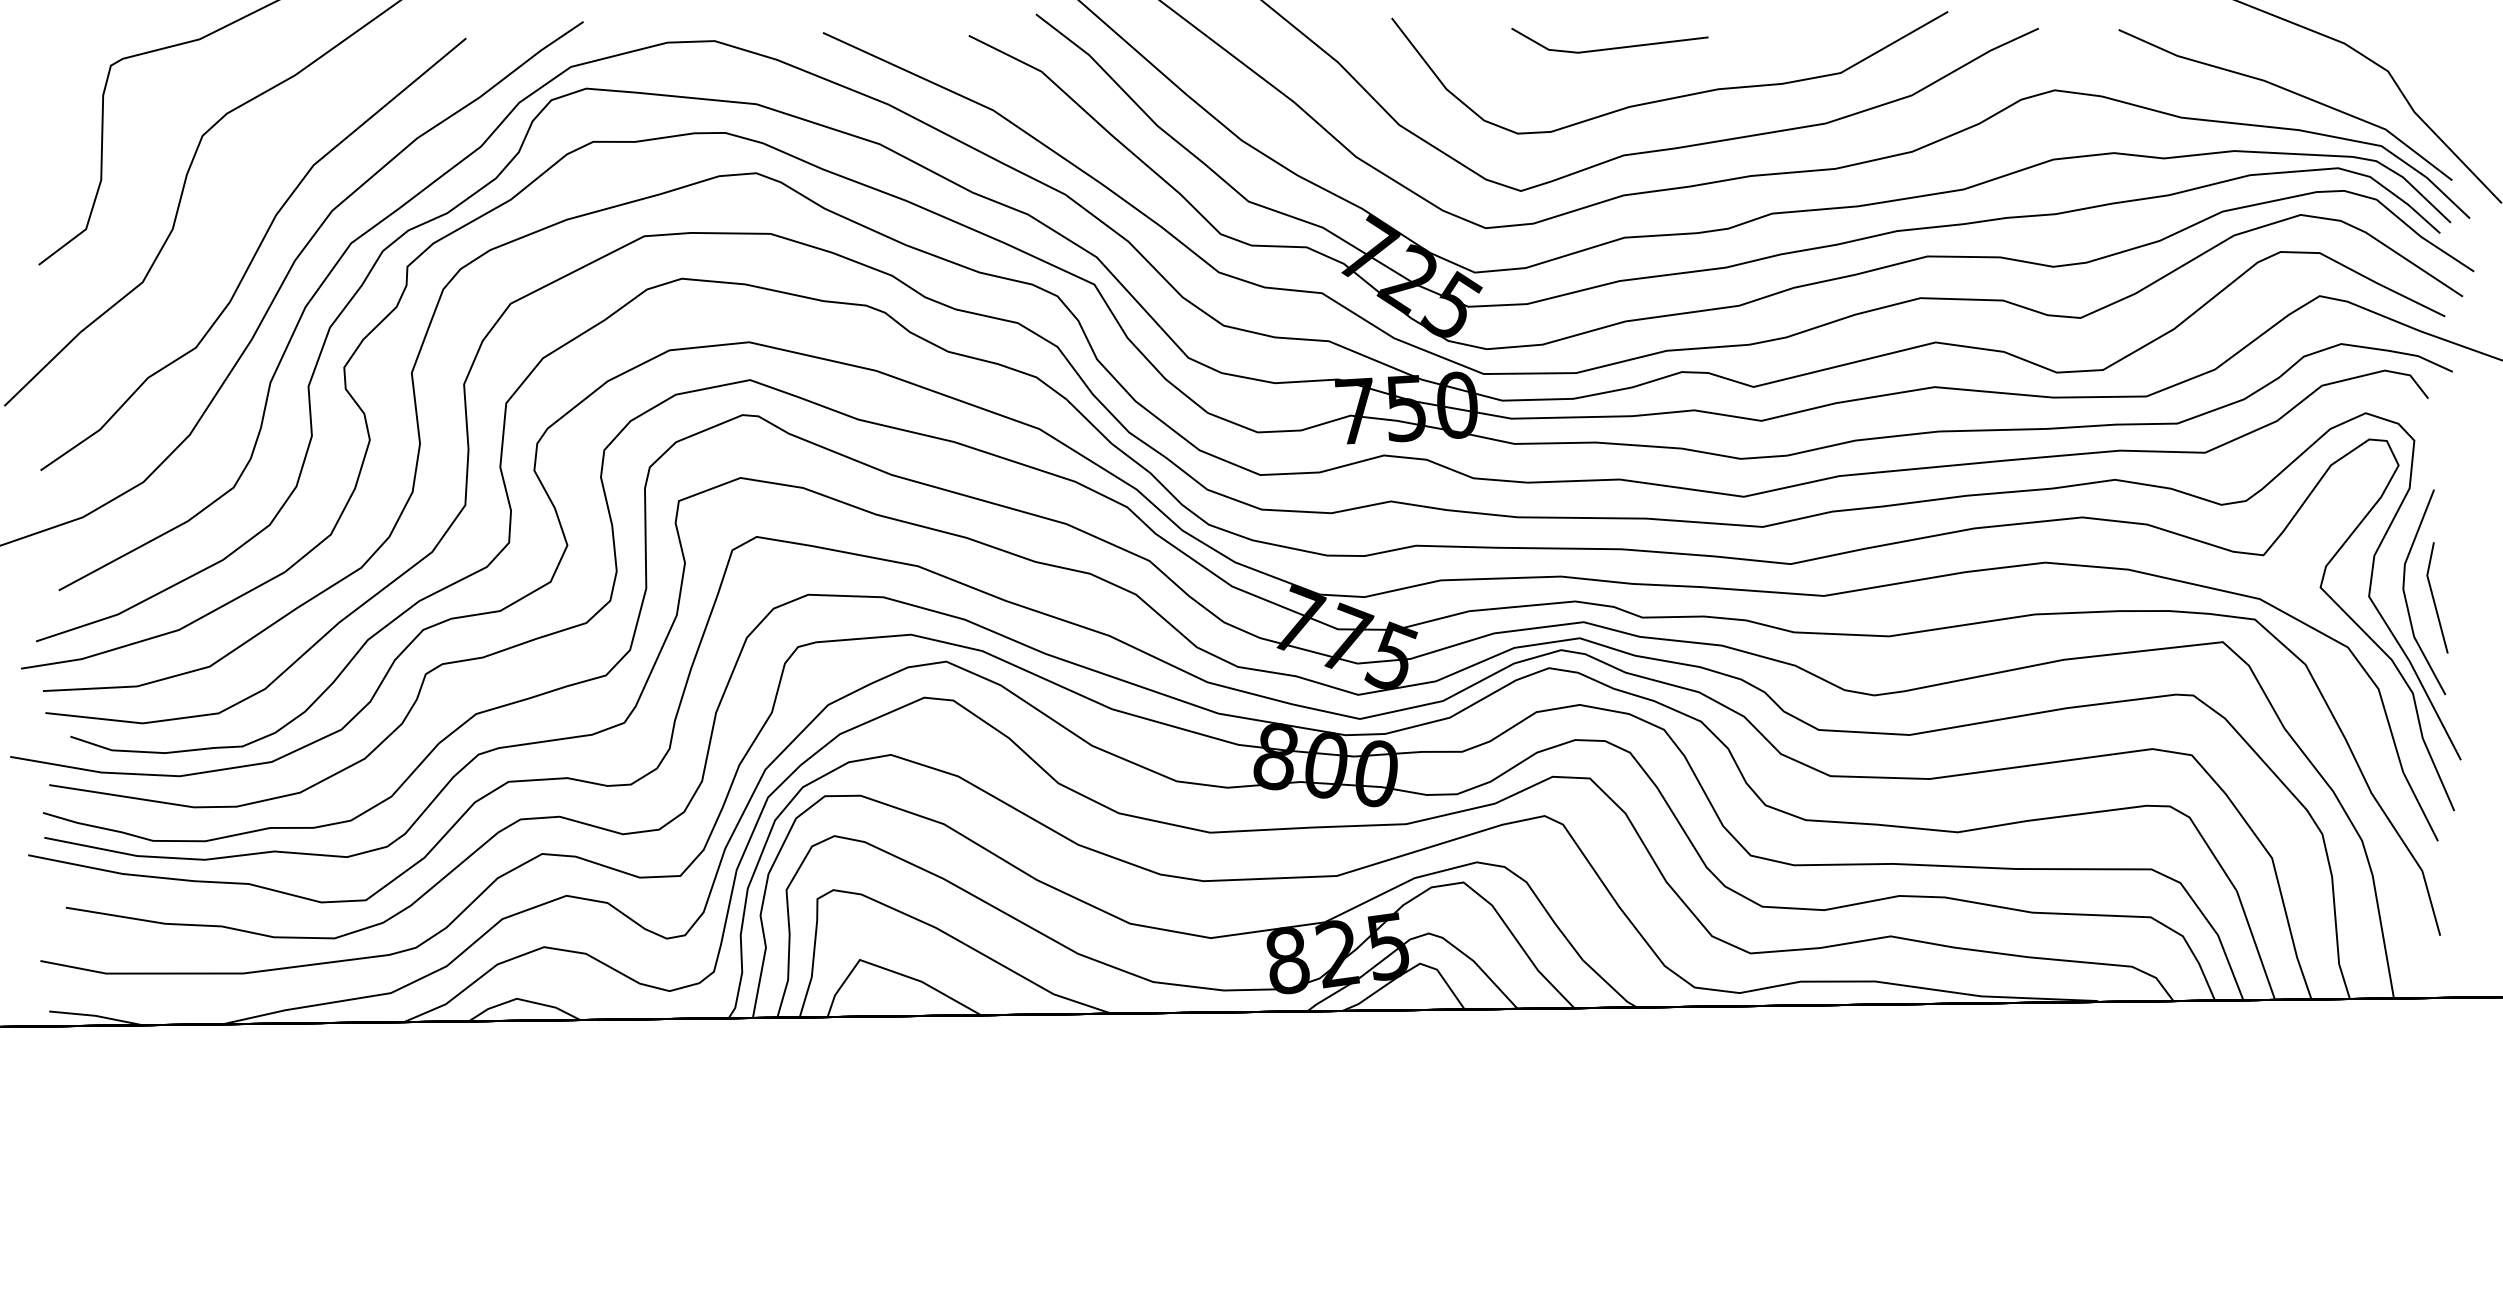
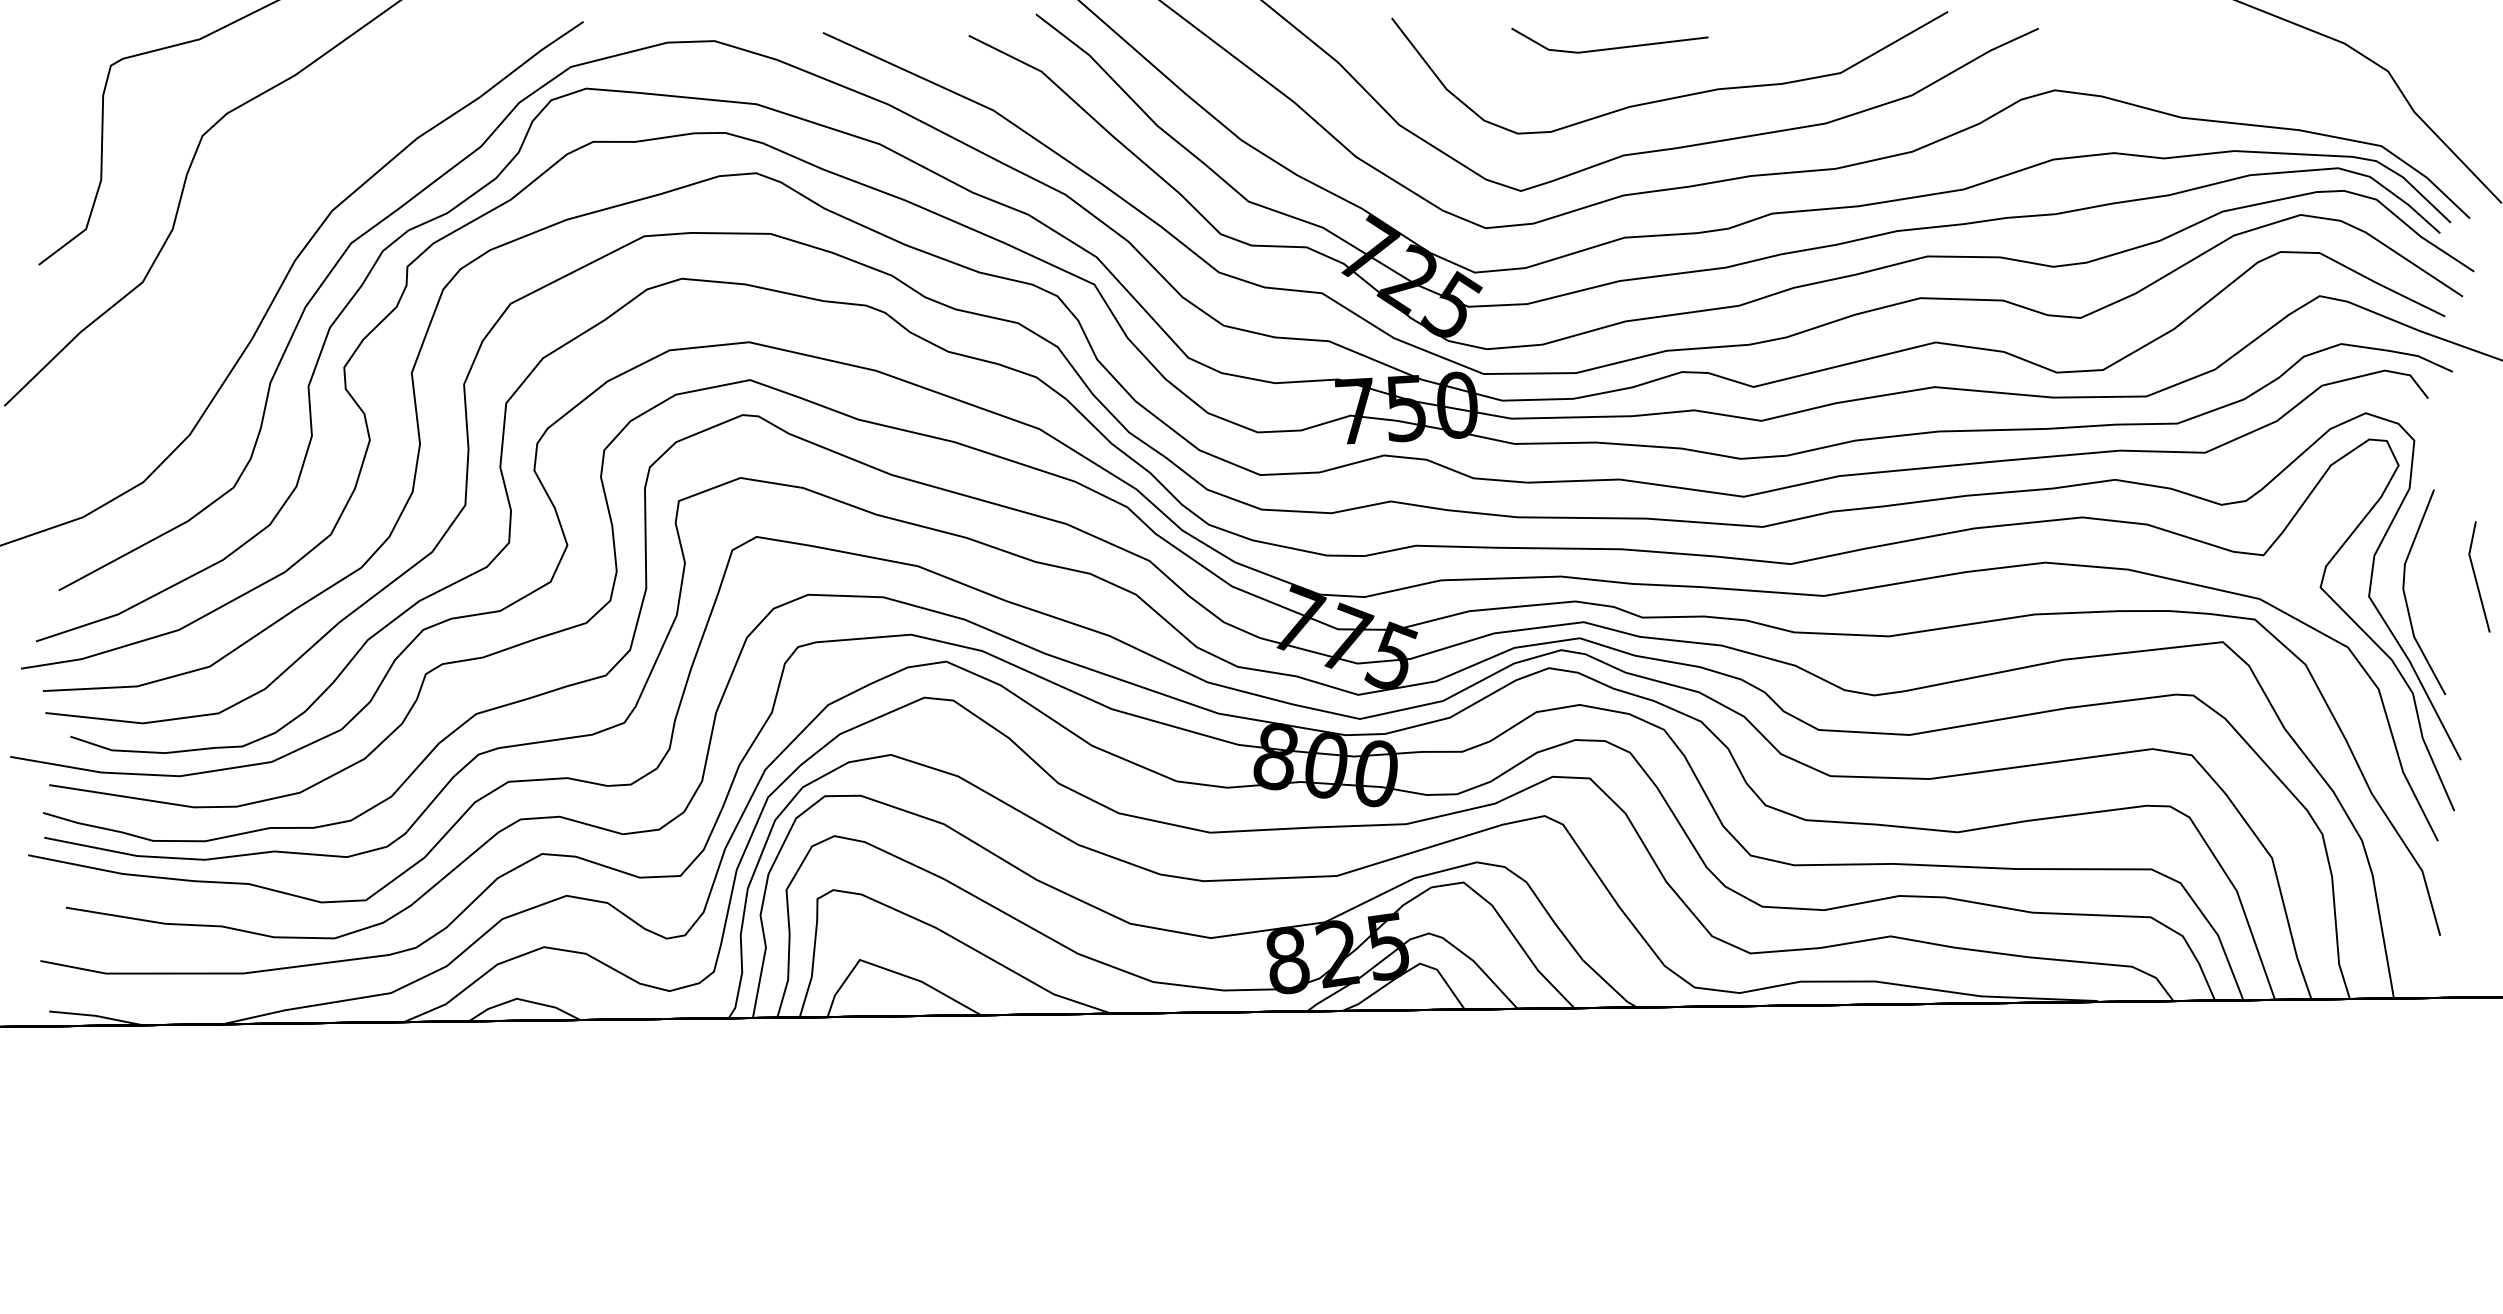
line: present -> none (2290, 92)
curve: present -> none (254, 253)
line position: (2434, 598) -> (2476, 577) (2476, 577)
